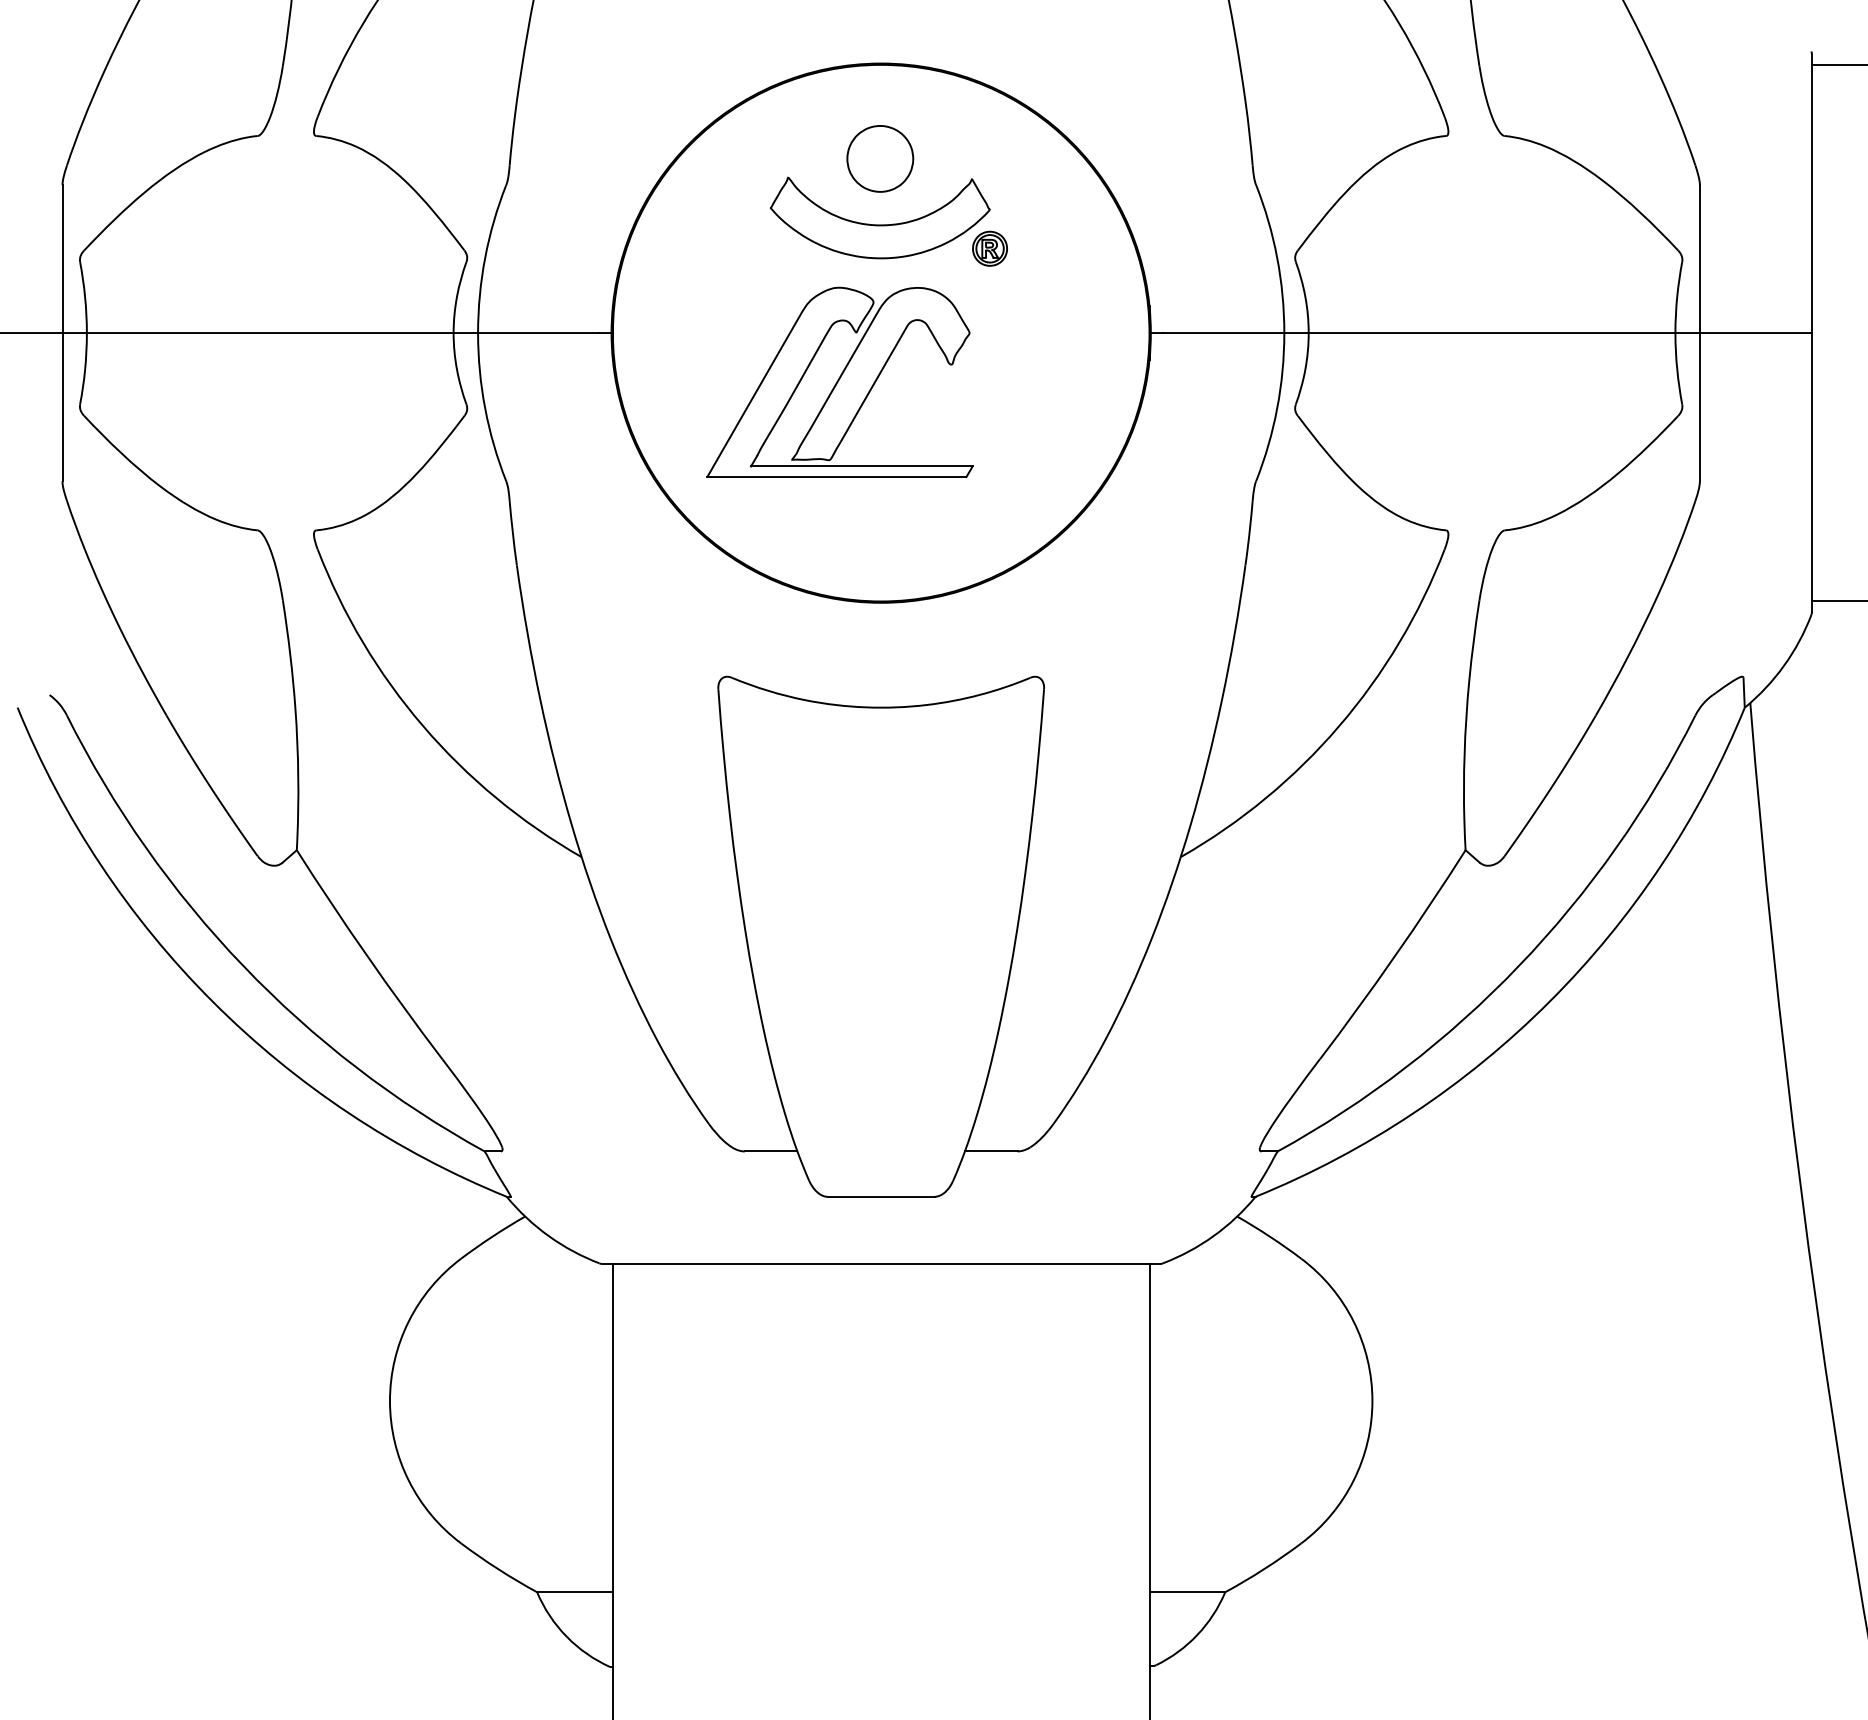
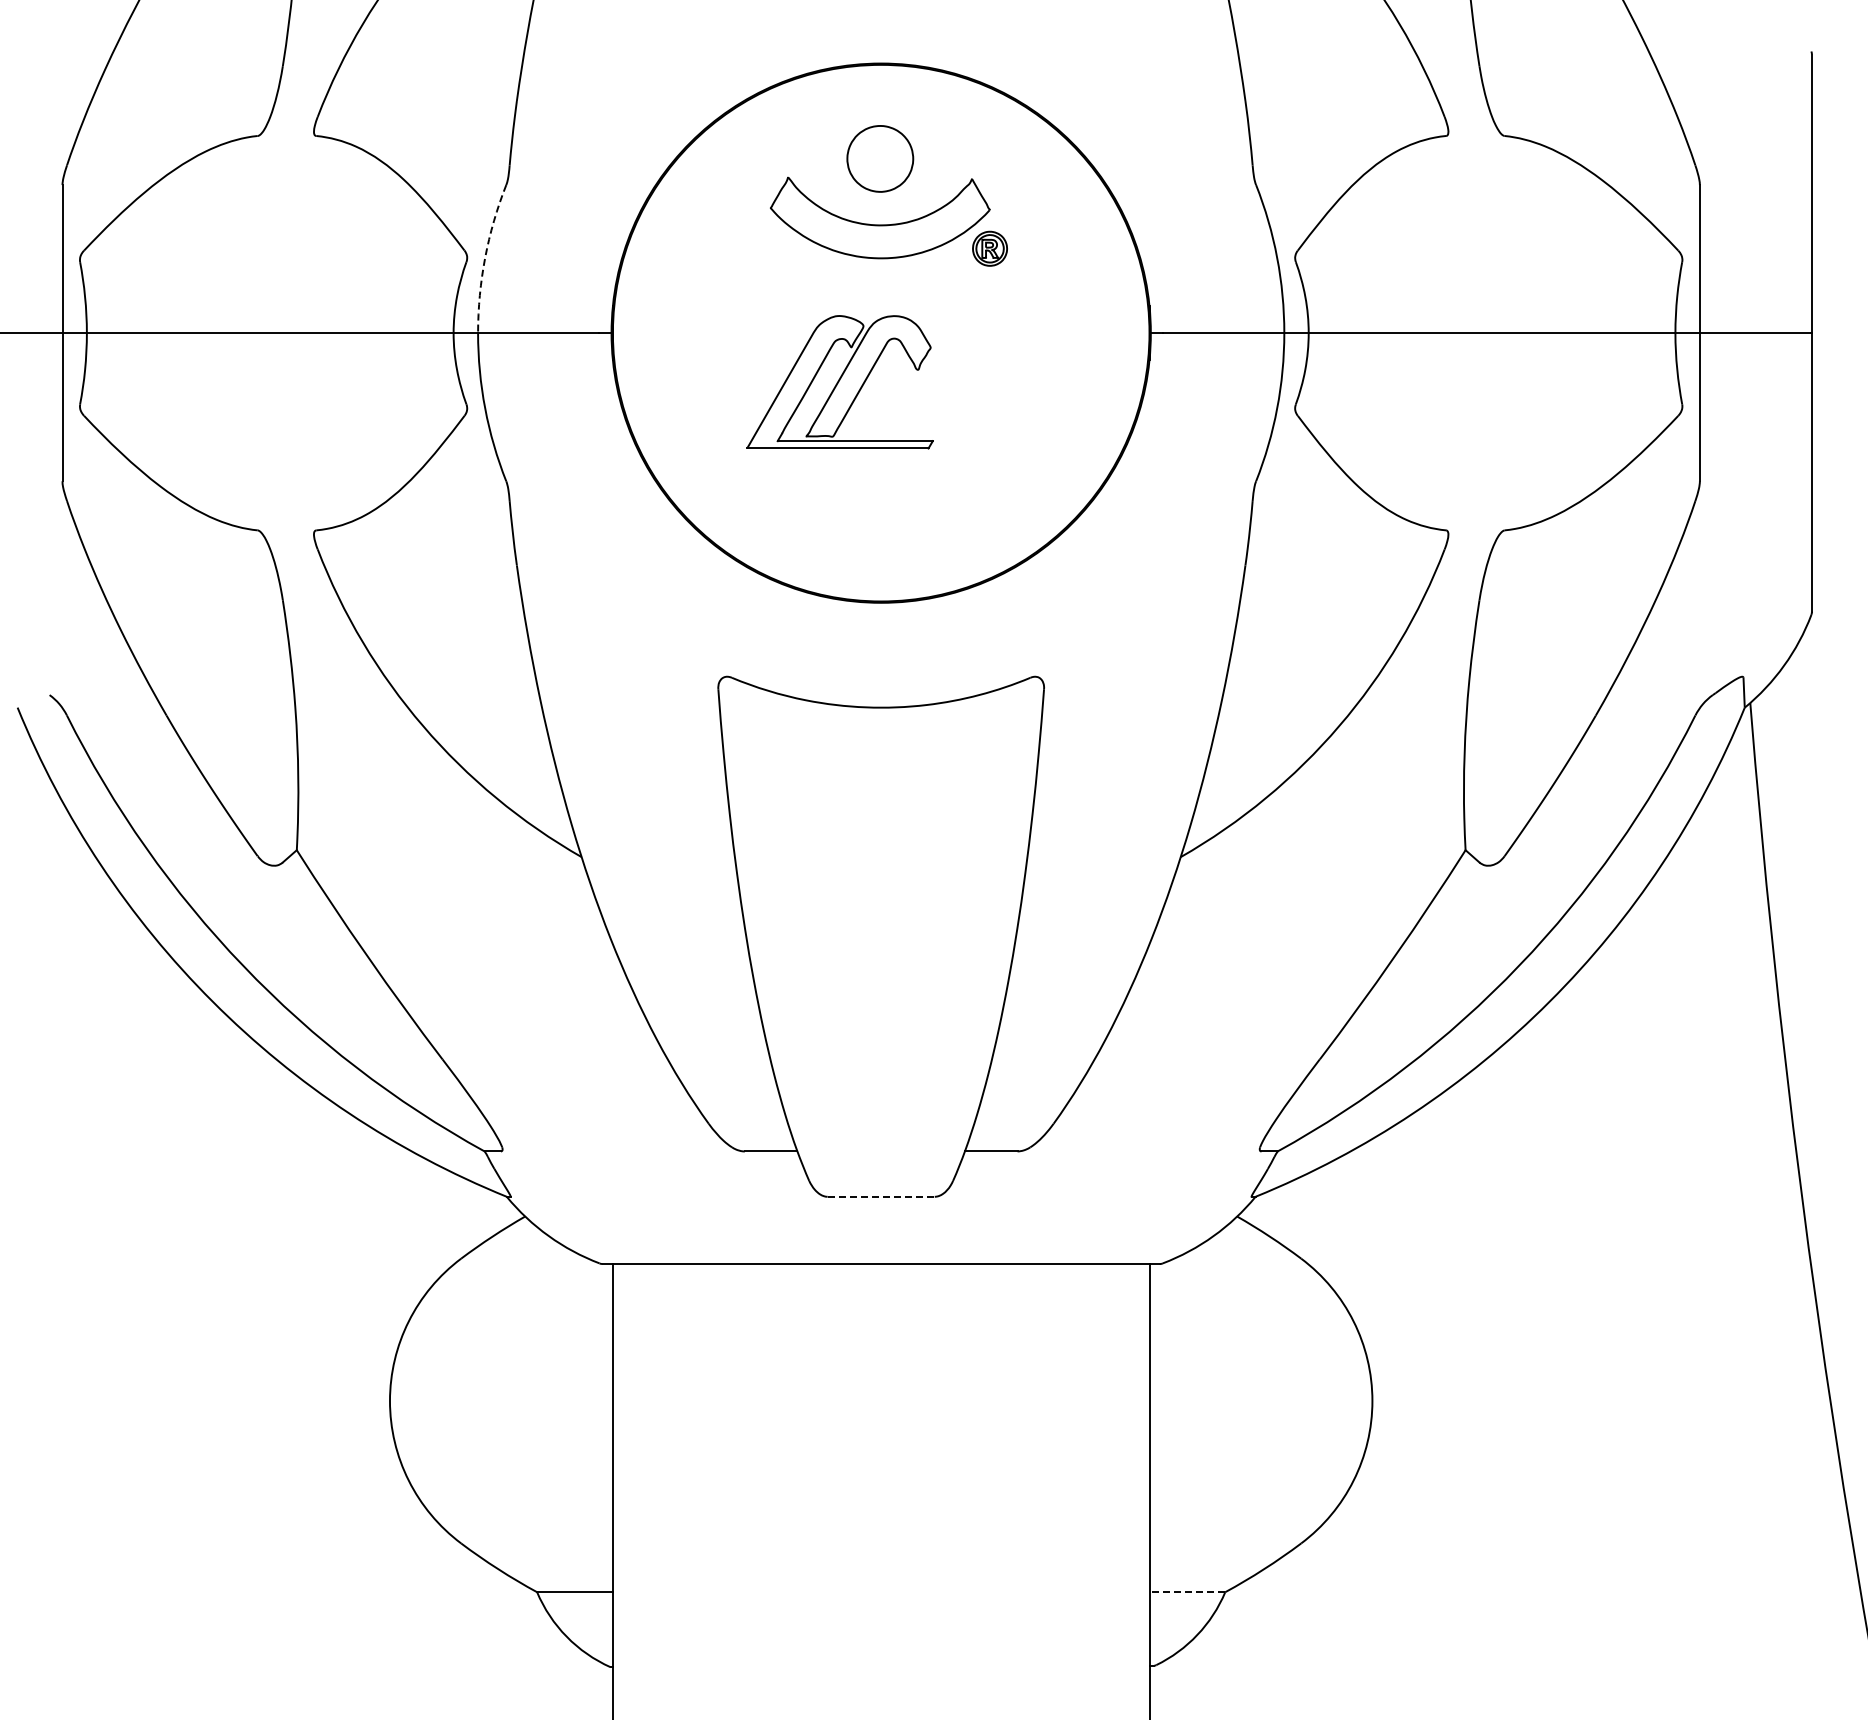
line: present -> none (1837, 64)
arc: solid -> dashed (485, 257)
part size: 268x192 px -> 188x135 px (839, 382)
line: present -> none (1837, 601)
line: solid -> dashed (881, 1196)
line: solid -> dashed (1187, 1592)
